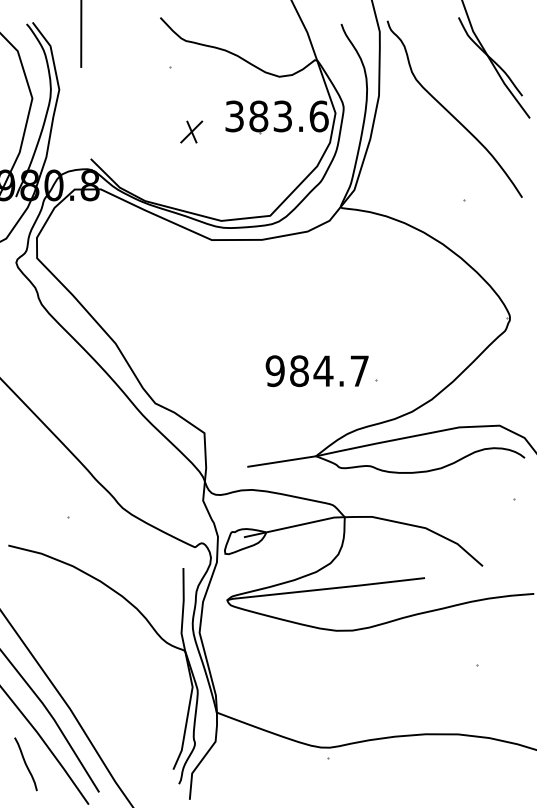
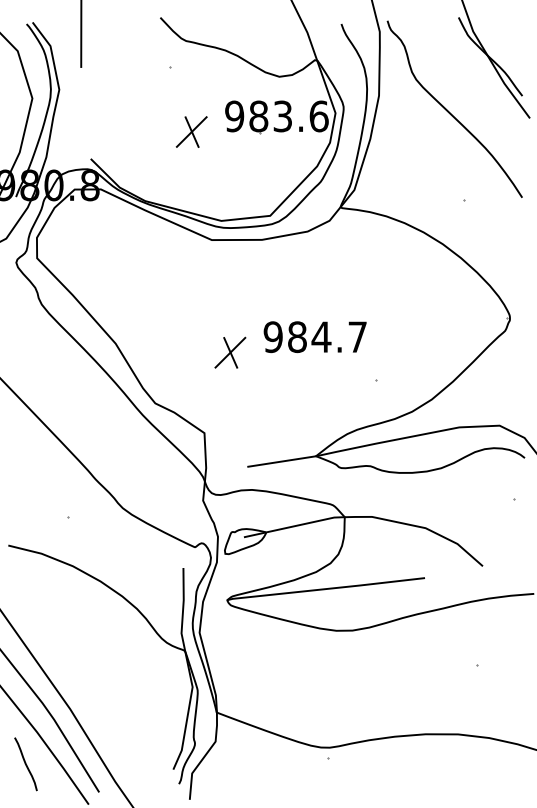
text: 383.6 -> 983.6 (234, 116)
part size: 24x24 px -> 33x32 px (191, 131)
part: none -> present (230, 352)
text position: (316, 371) -> (314, 337) (314, 337)
